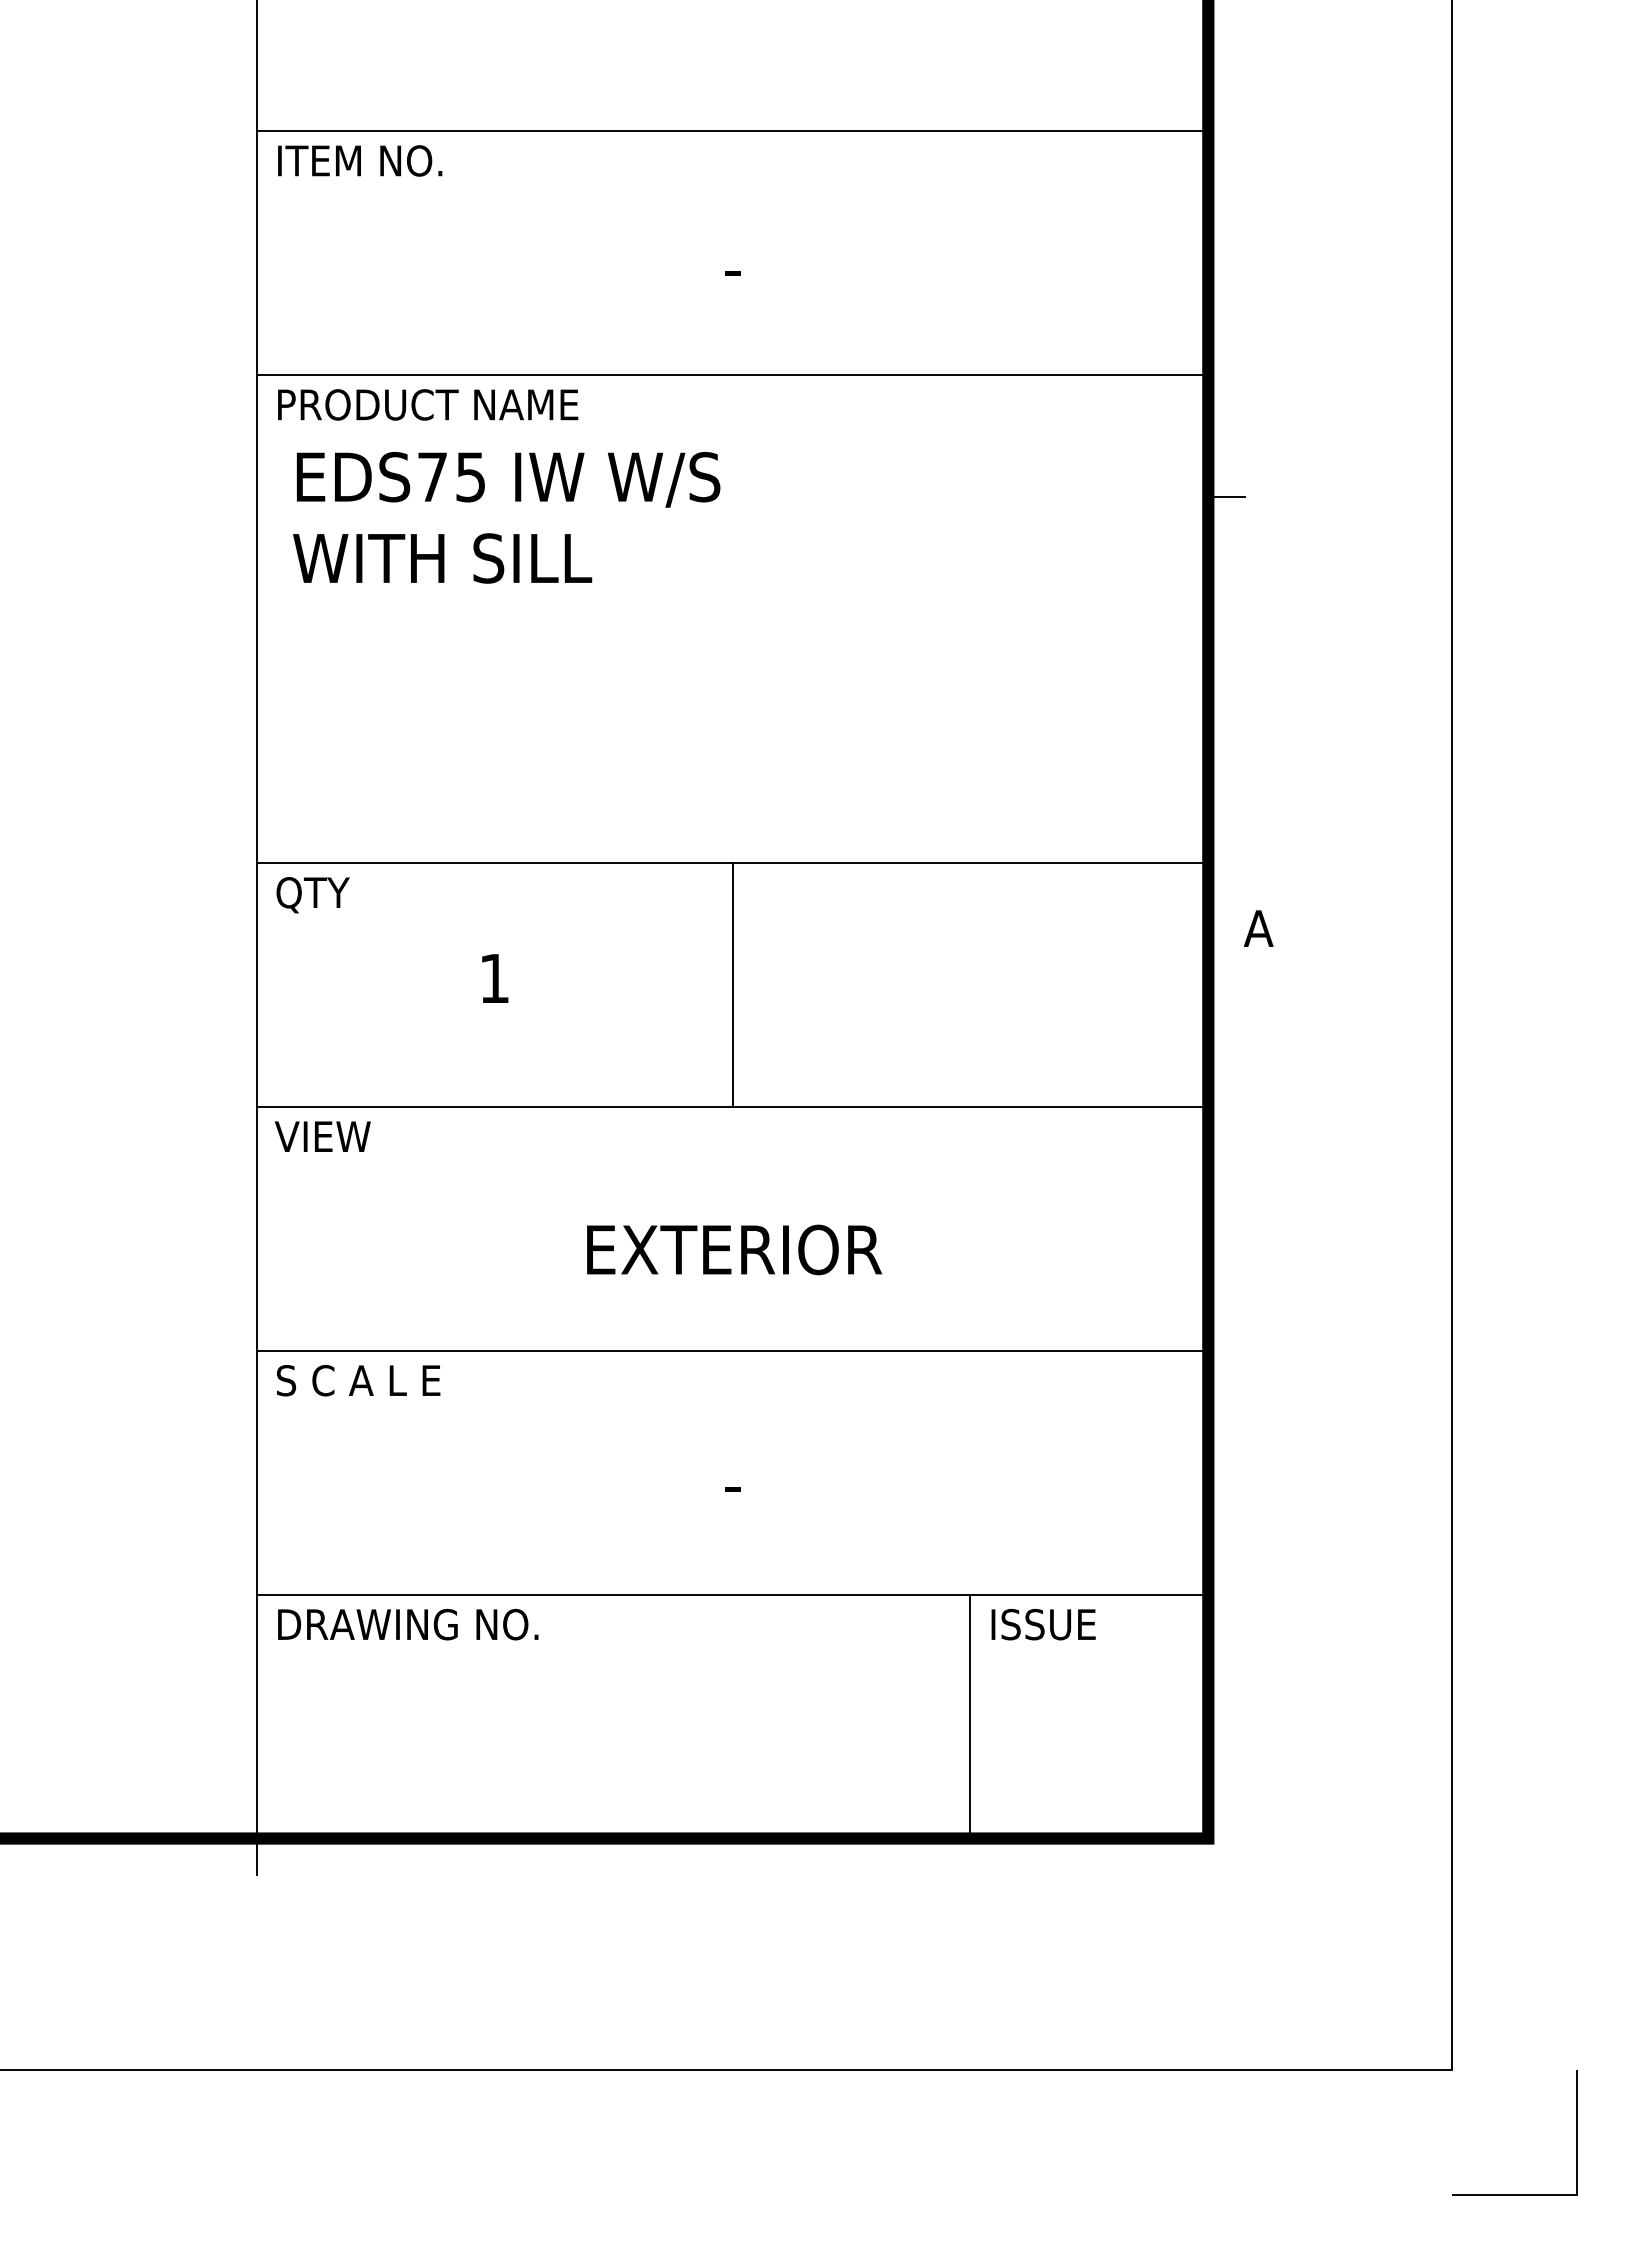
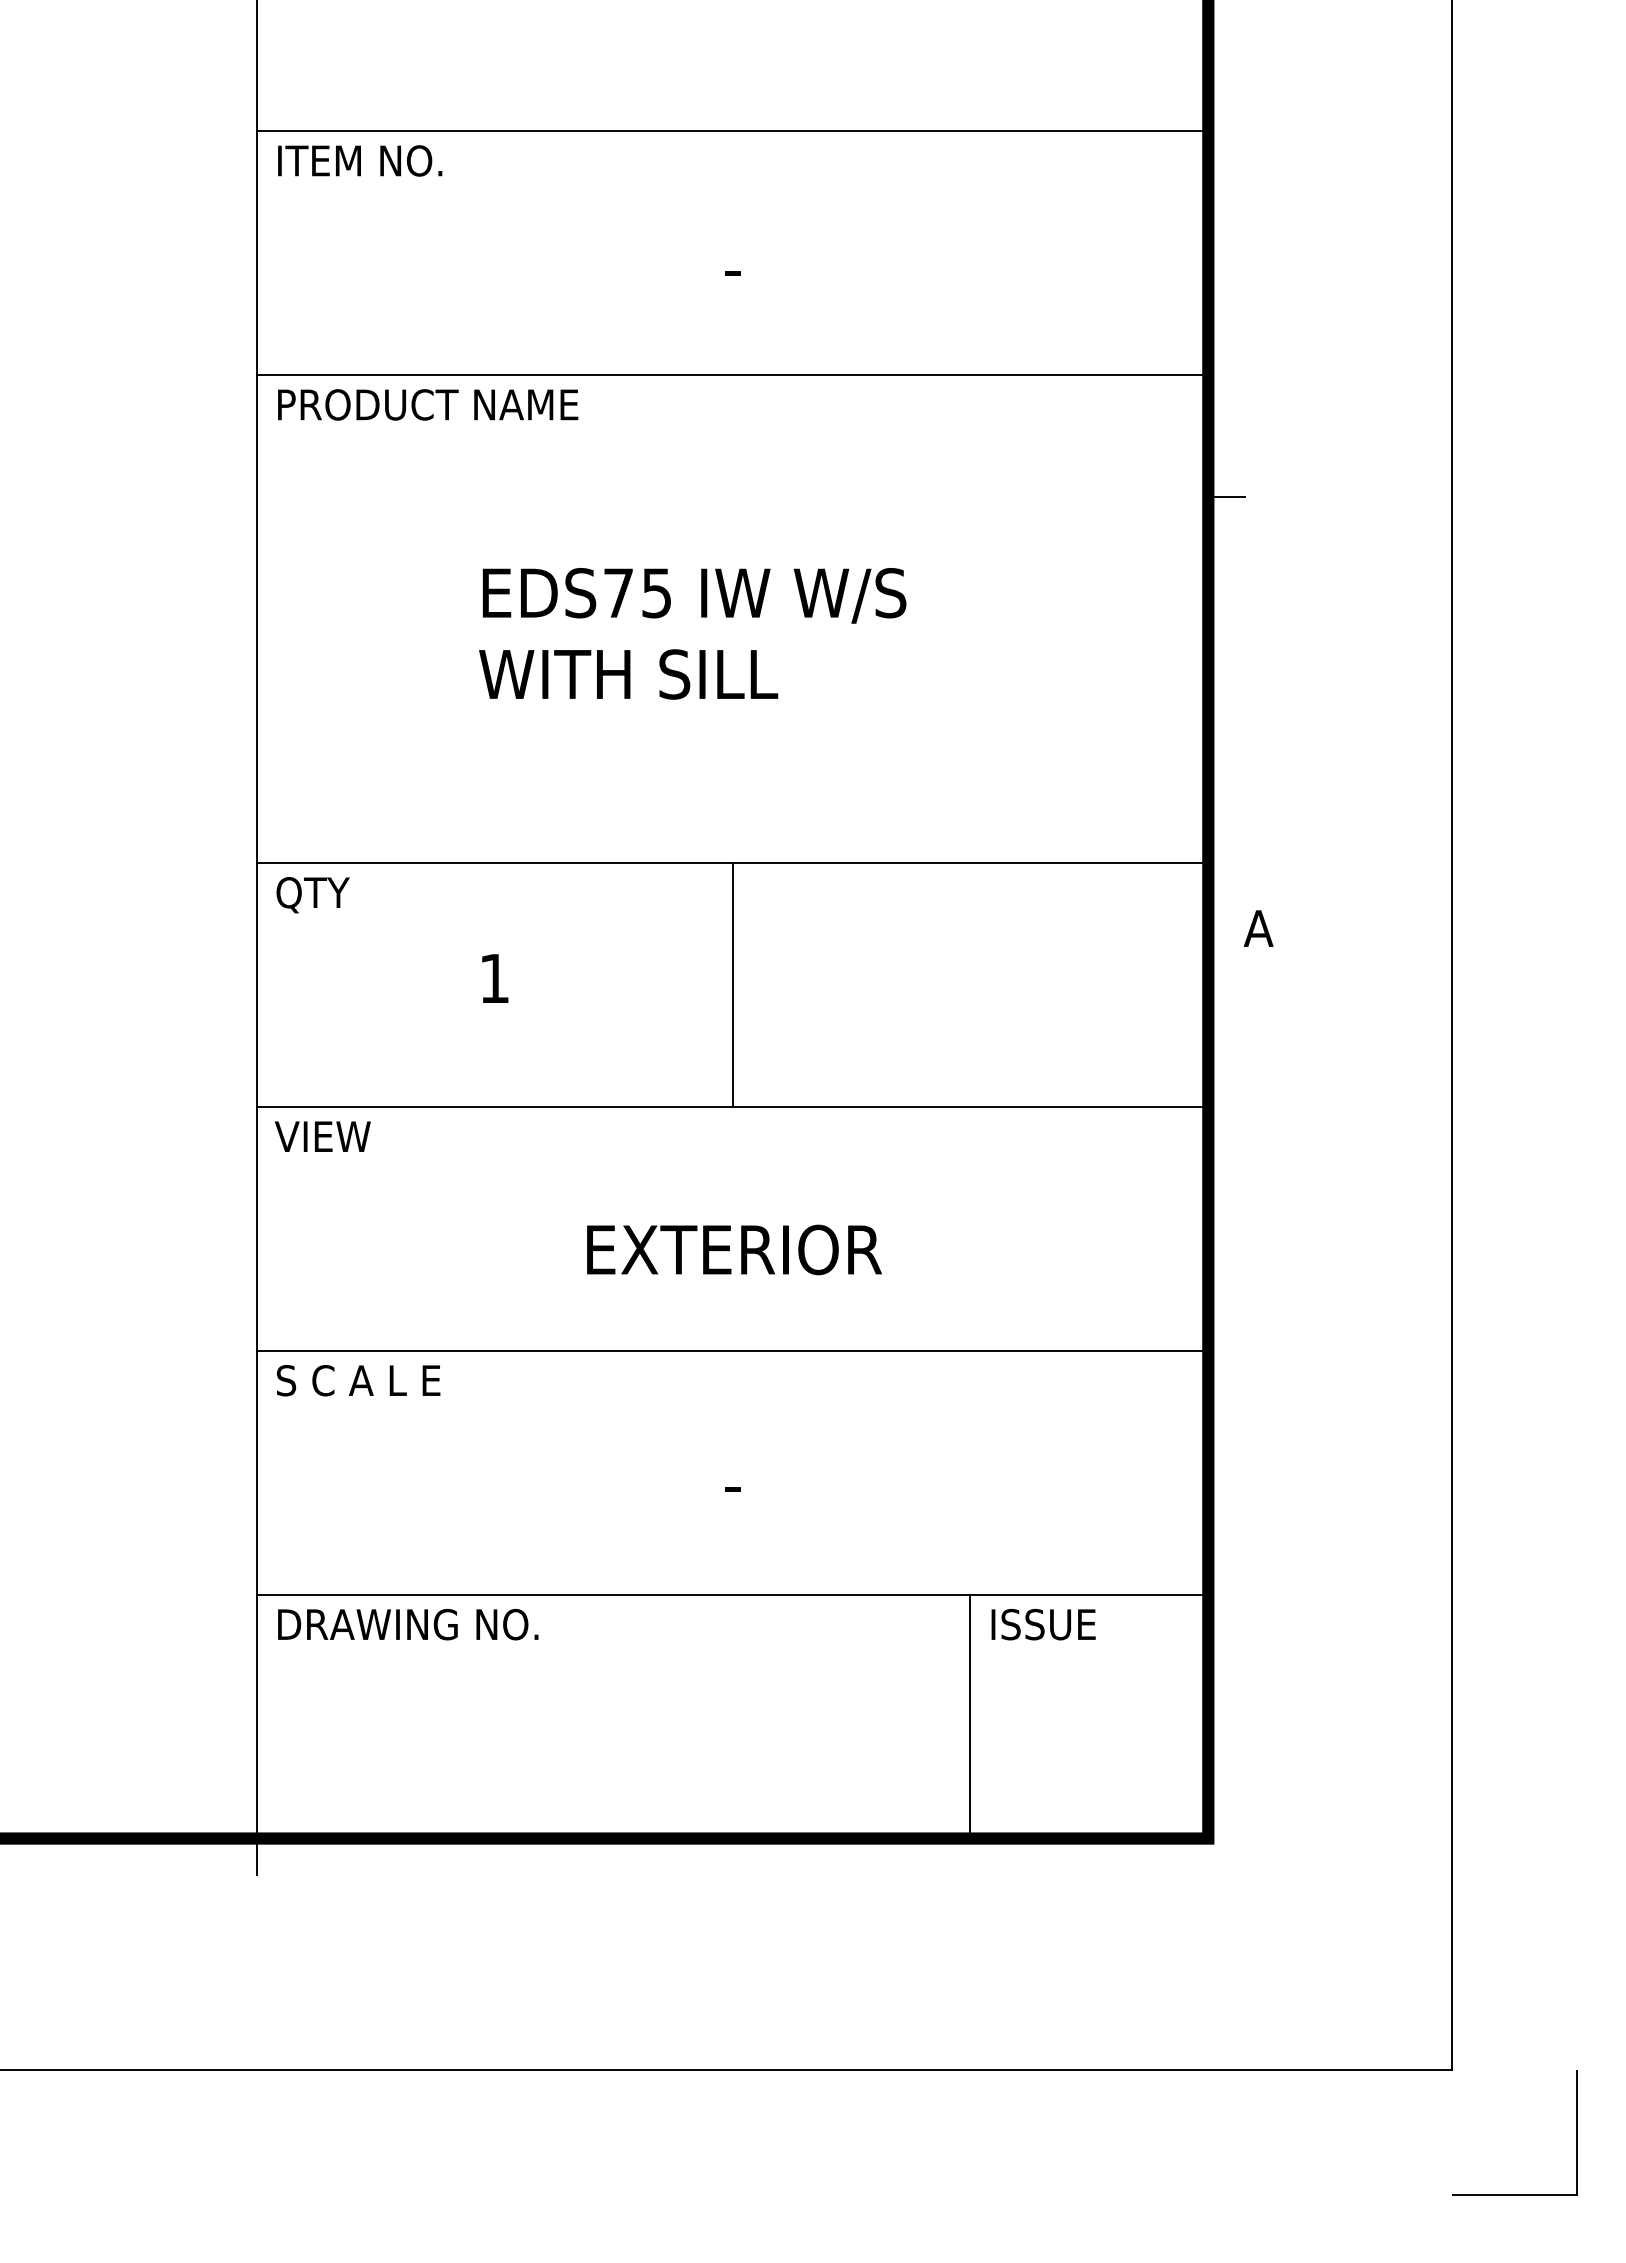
text position: (506, 517) -> (692, 633) (692, 633)
